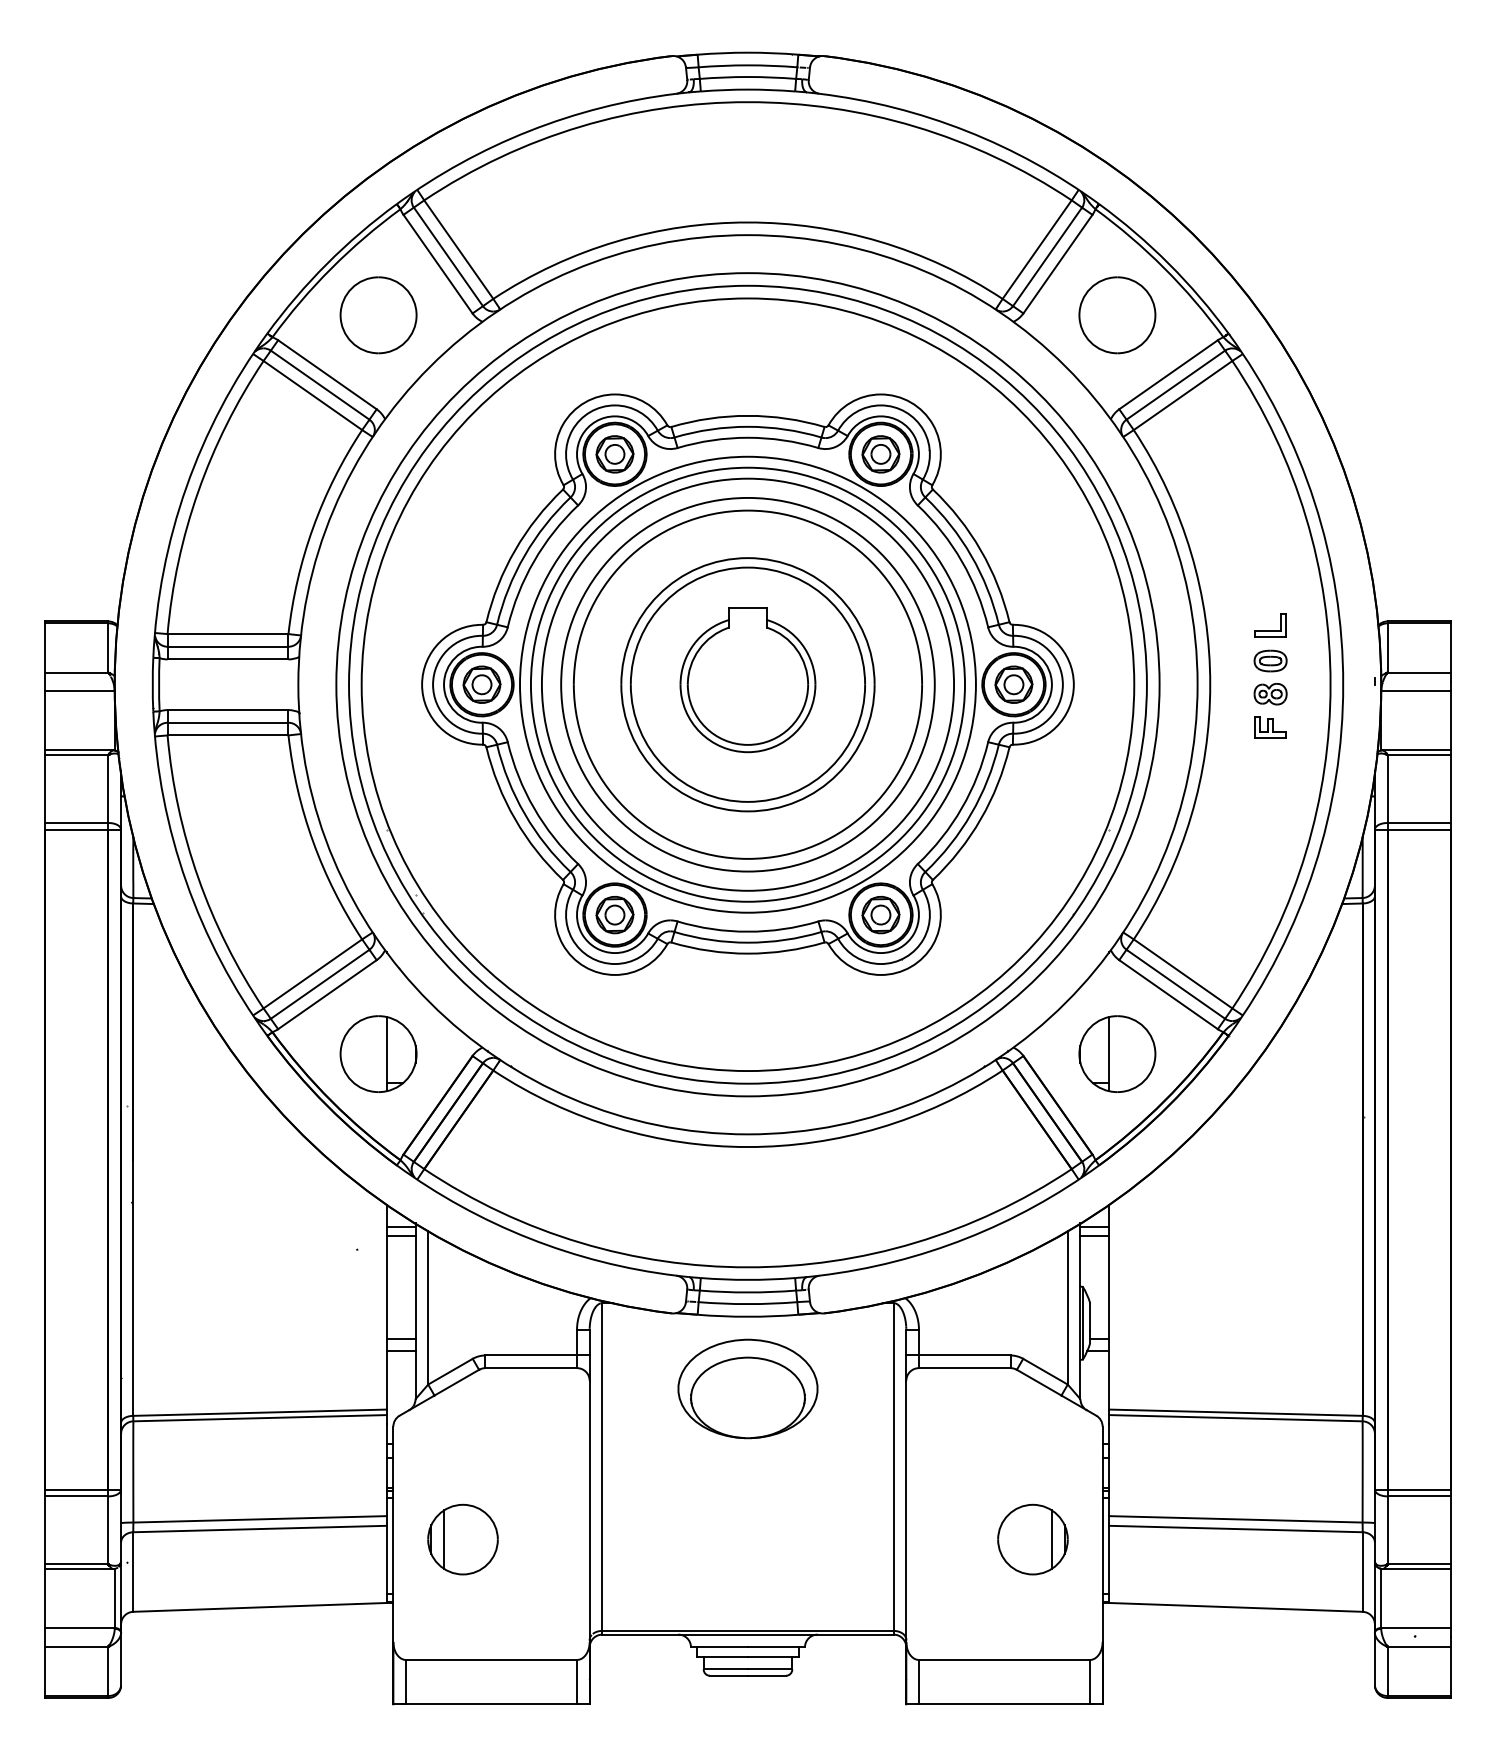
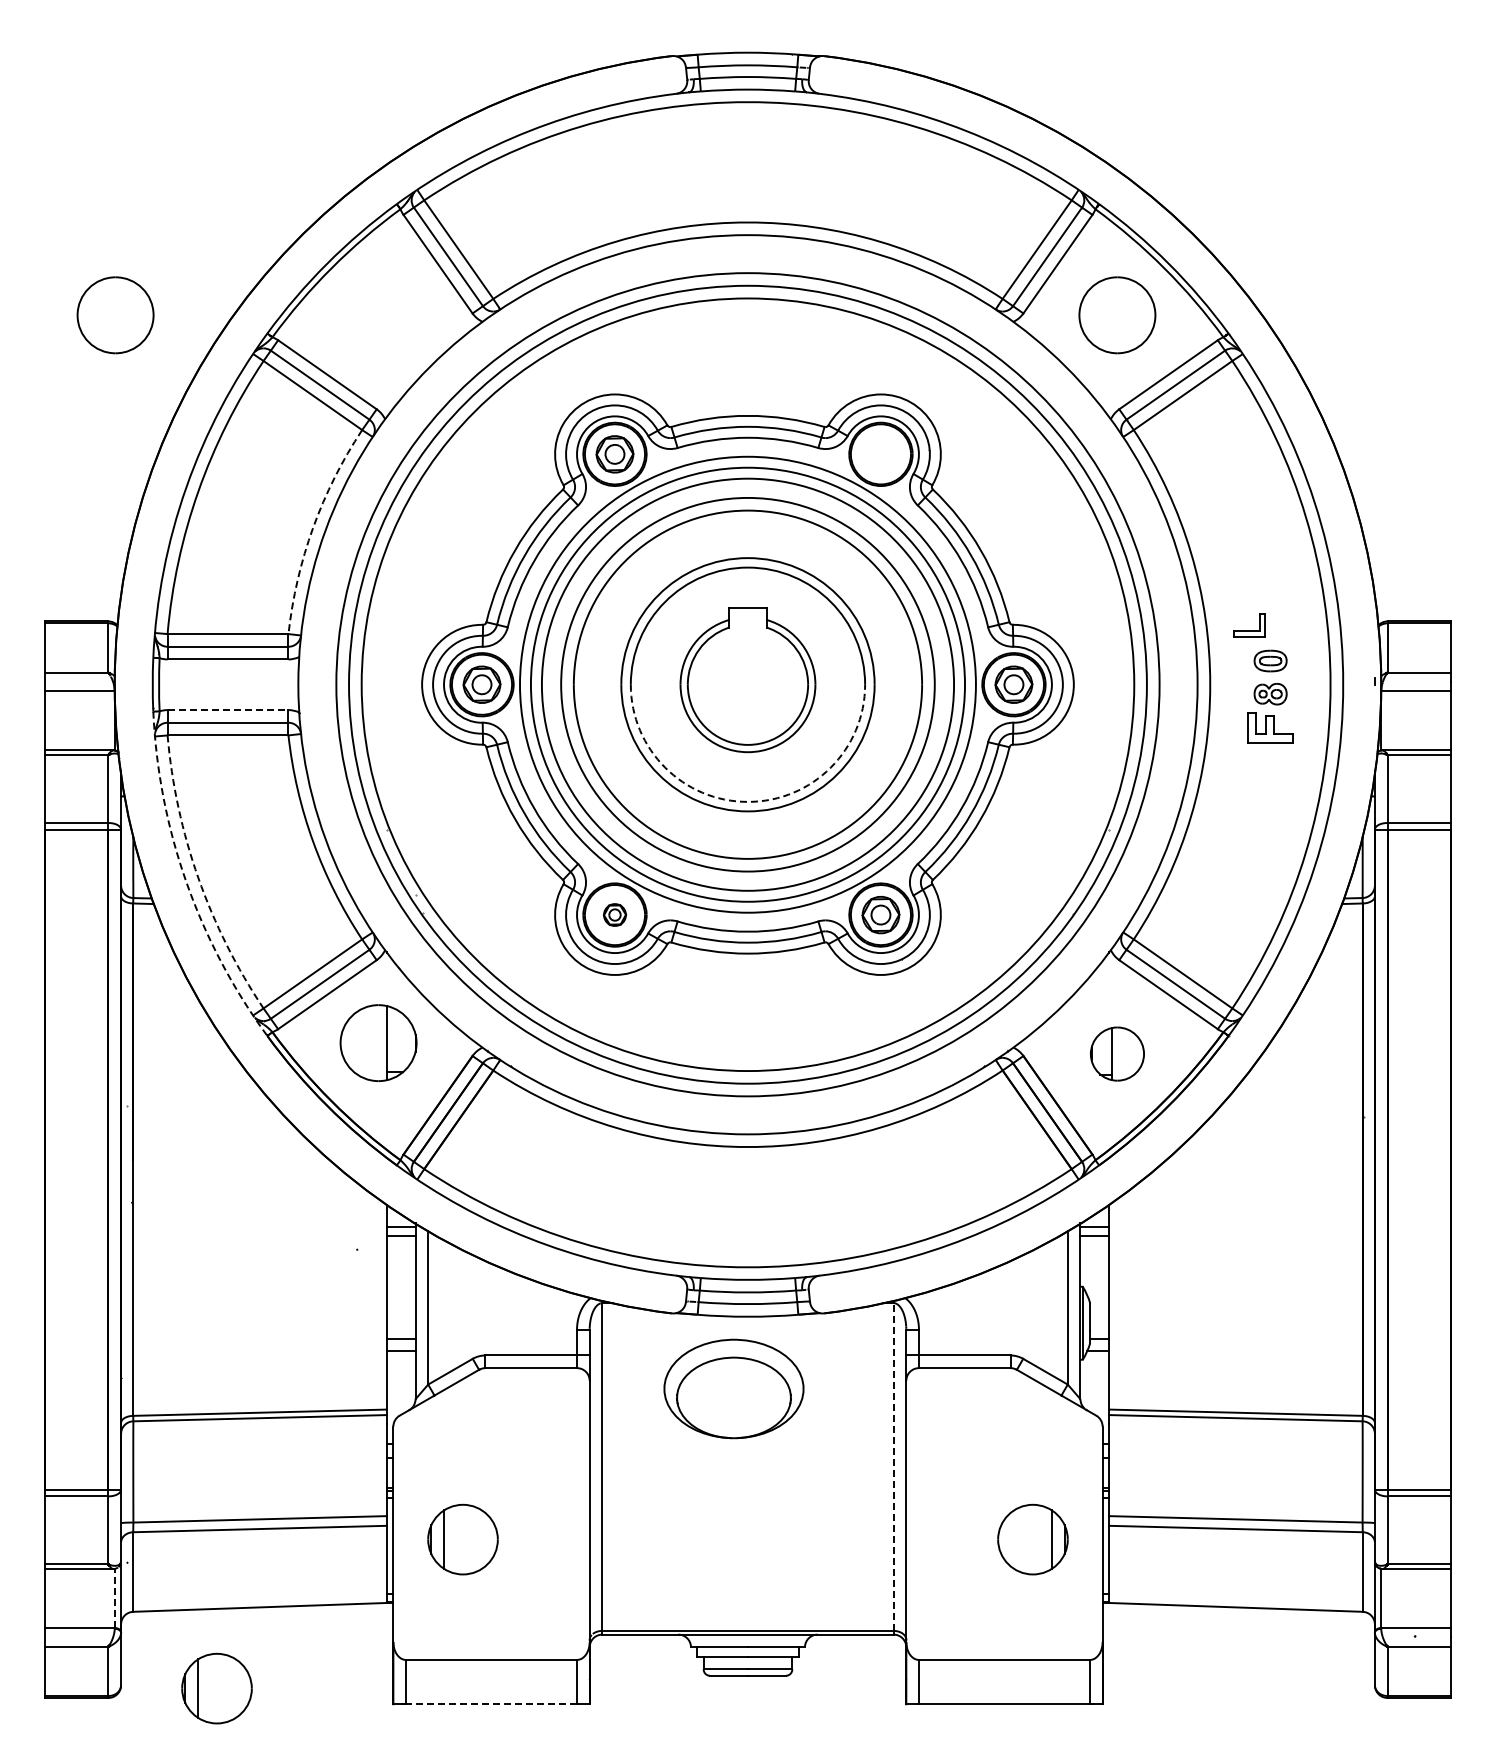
part position: (378, 315) -> (115, 315) (115, 315)
part: present -> none (880, 454)
arc: solid -> dashed (313, 527)
part position: (1270, 625) -> (1249, 625) (1249, 625)
line: solid -> dashed (228, 710)
part size: 33x23 px -> 47x32 px (1270, 727)
arc: solid -> dashed (747, 801)
arc: solid -> dashed (198, 878)
arc: solid -> dashed (186, 882)
part size: 40x40 px -> 26x24 px (614, 914)
part position: (378, 1053) -> (378, 1042) (378, 1042)
part size: 79x78 px -> 55x56 px (1117, 1053)
part position: (747, 1388) -> (733, 1388) (733, 1388)
line: solid -> dashed (893, 1467)
line: solid -> dashed (114, 1598)
part: none -> present (216, 1688)
line: solid -> dashed (491, 1704)
